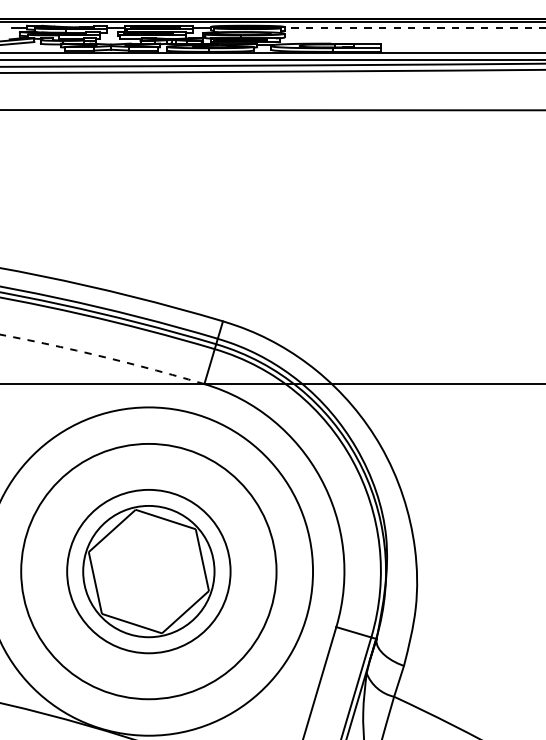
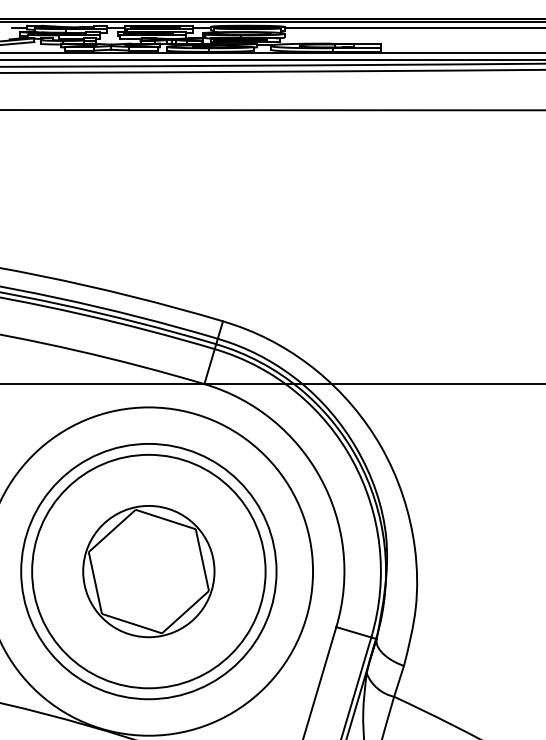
line: dashed -> solid (414, 27)
arc: dashed -> solid (102, 356)
circle diameter: 163 px -> 233 px (148, 571)
